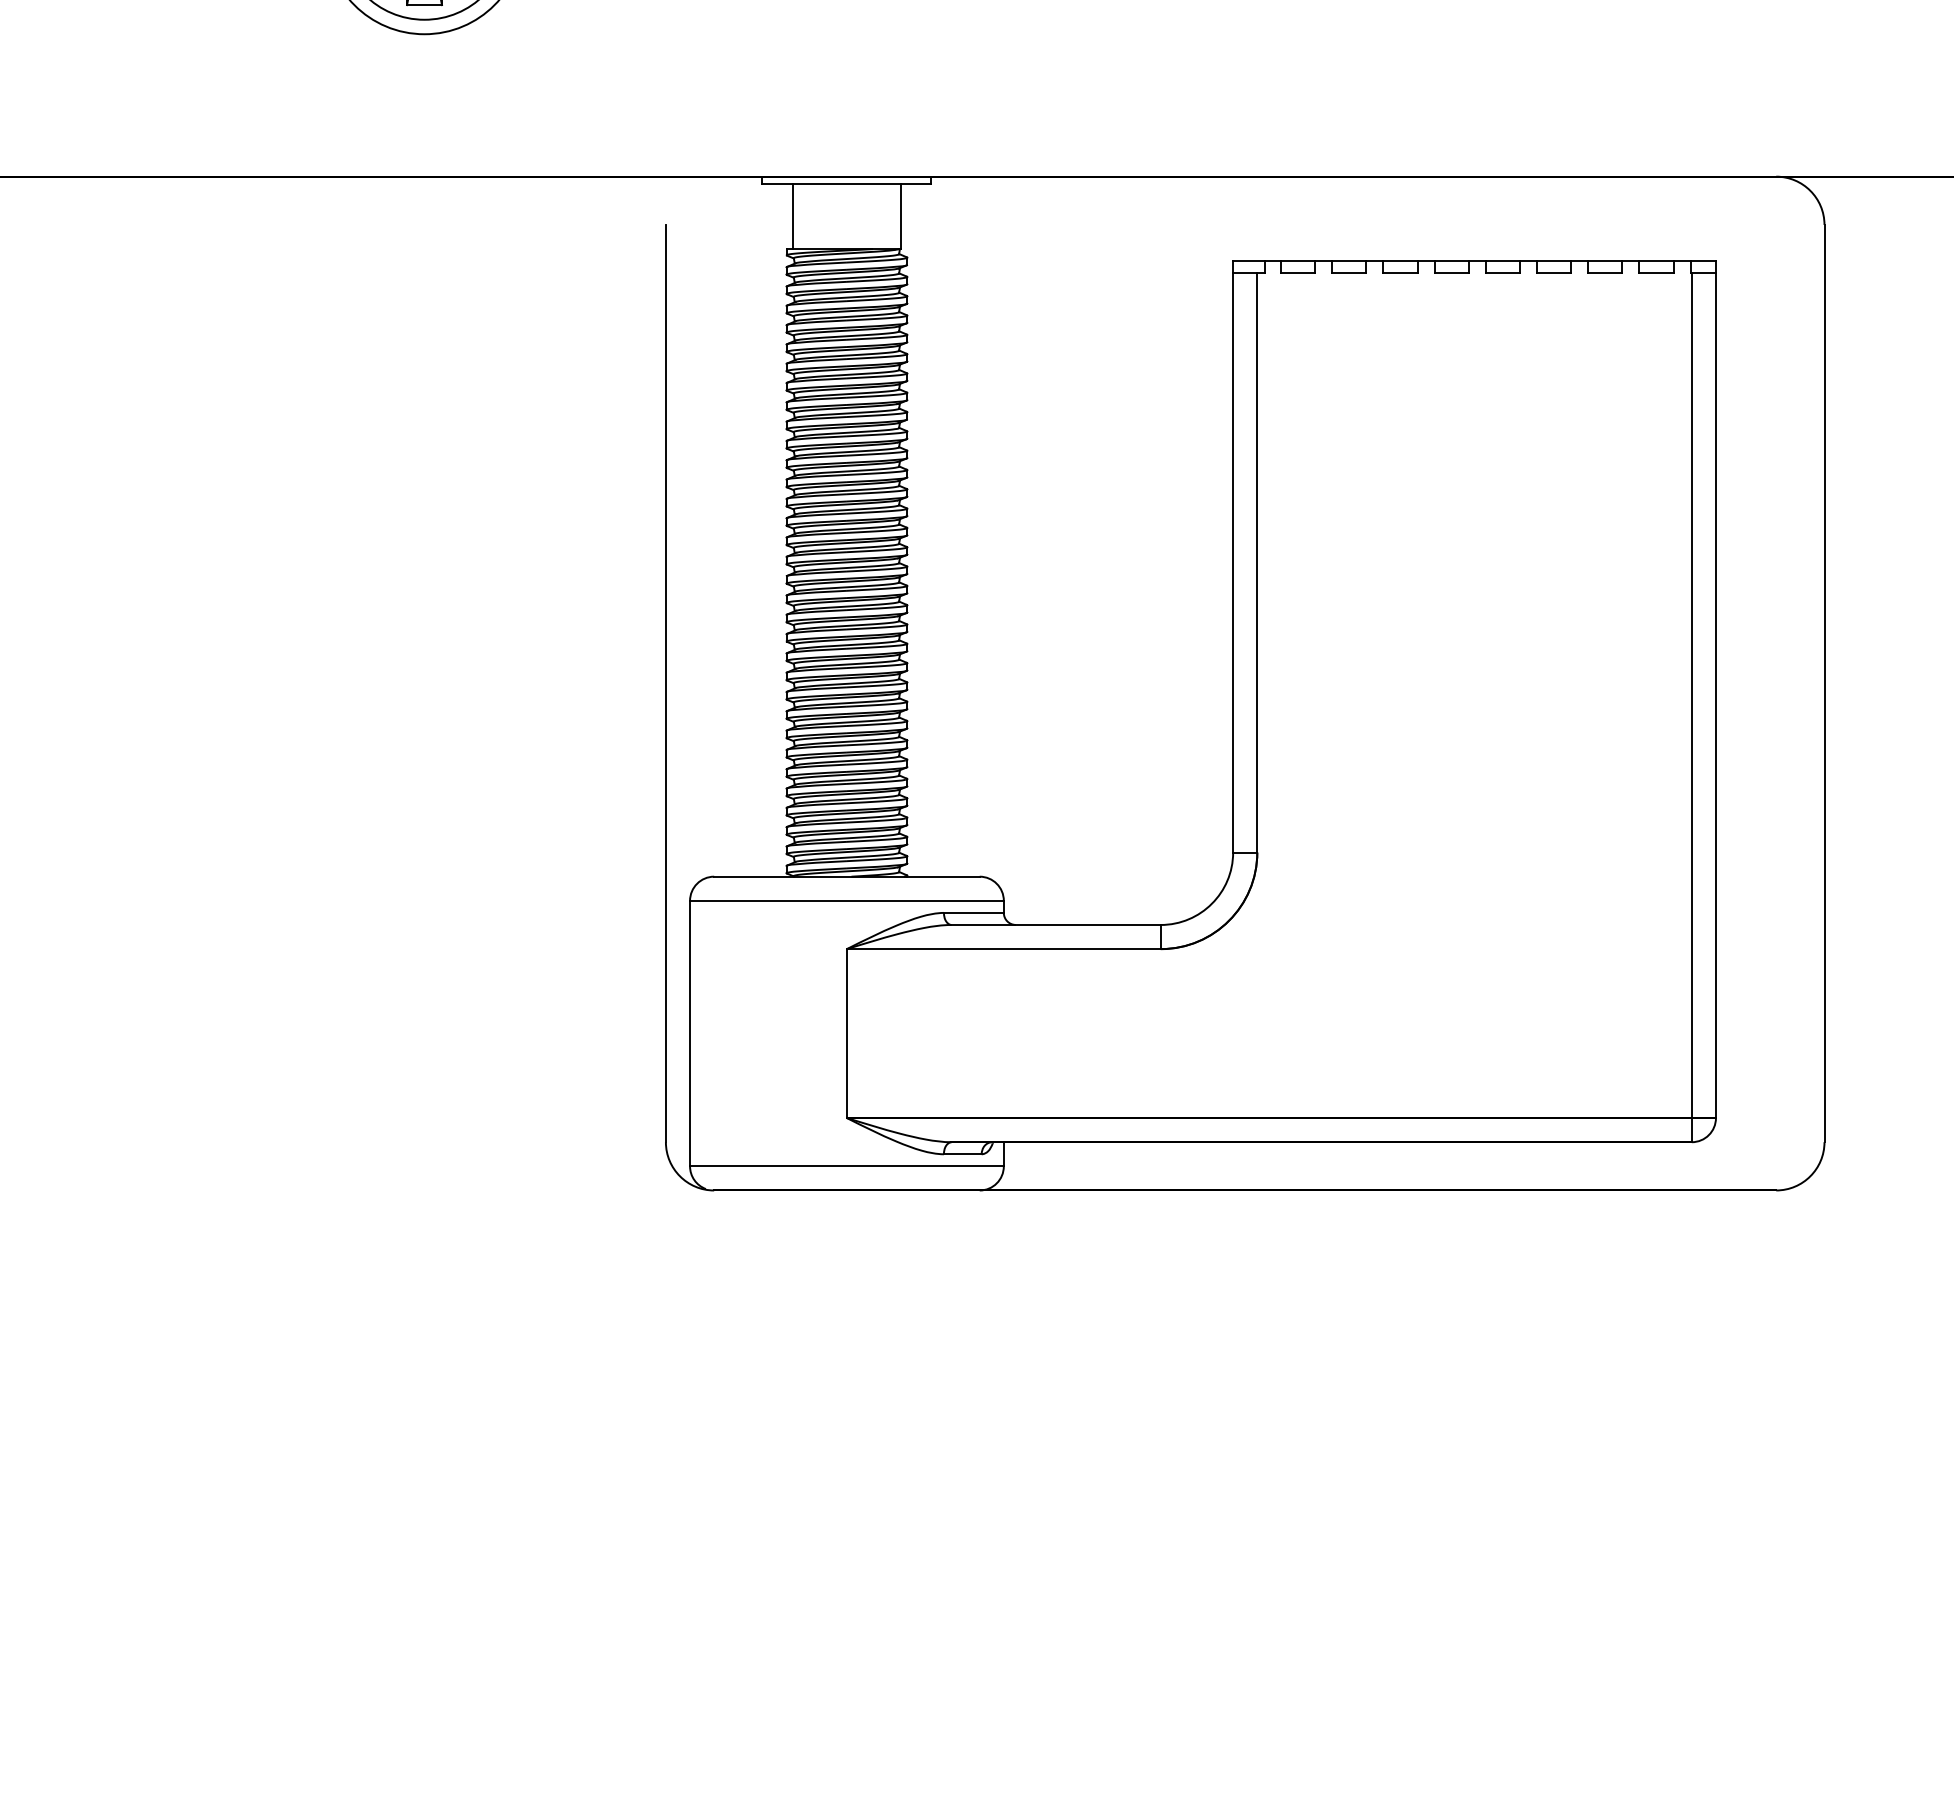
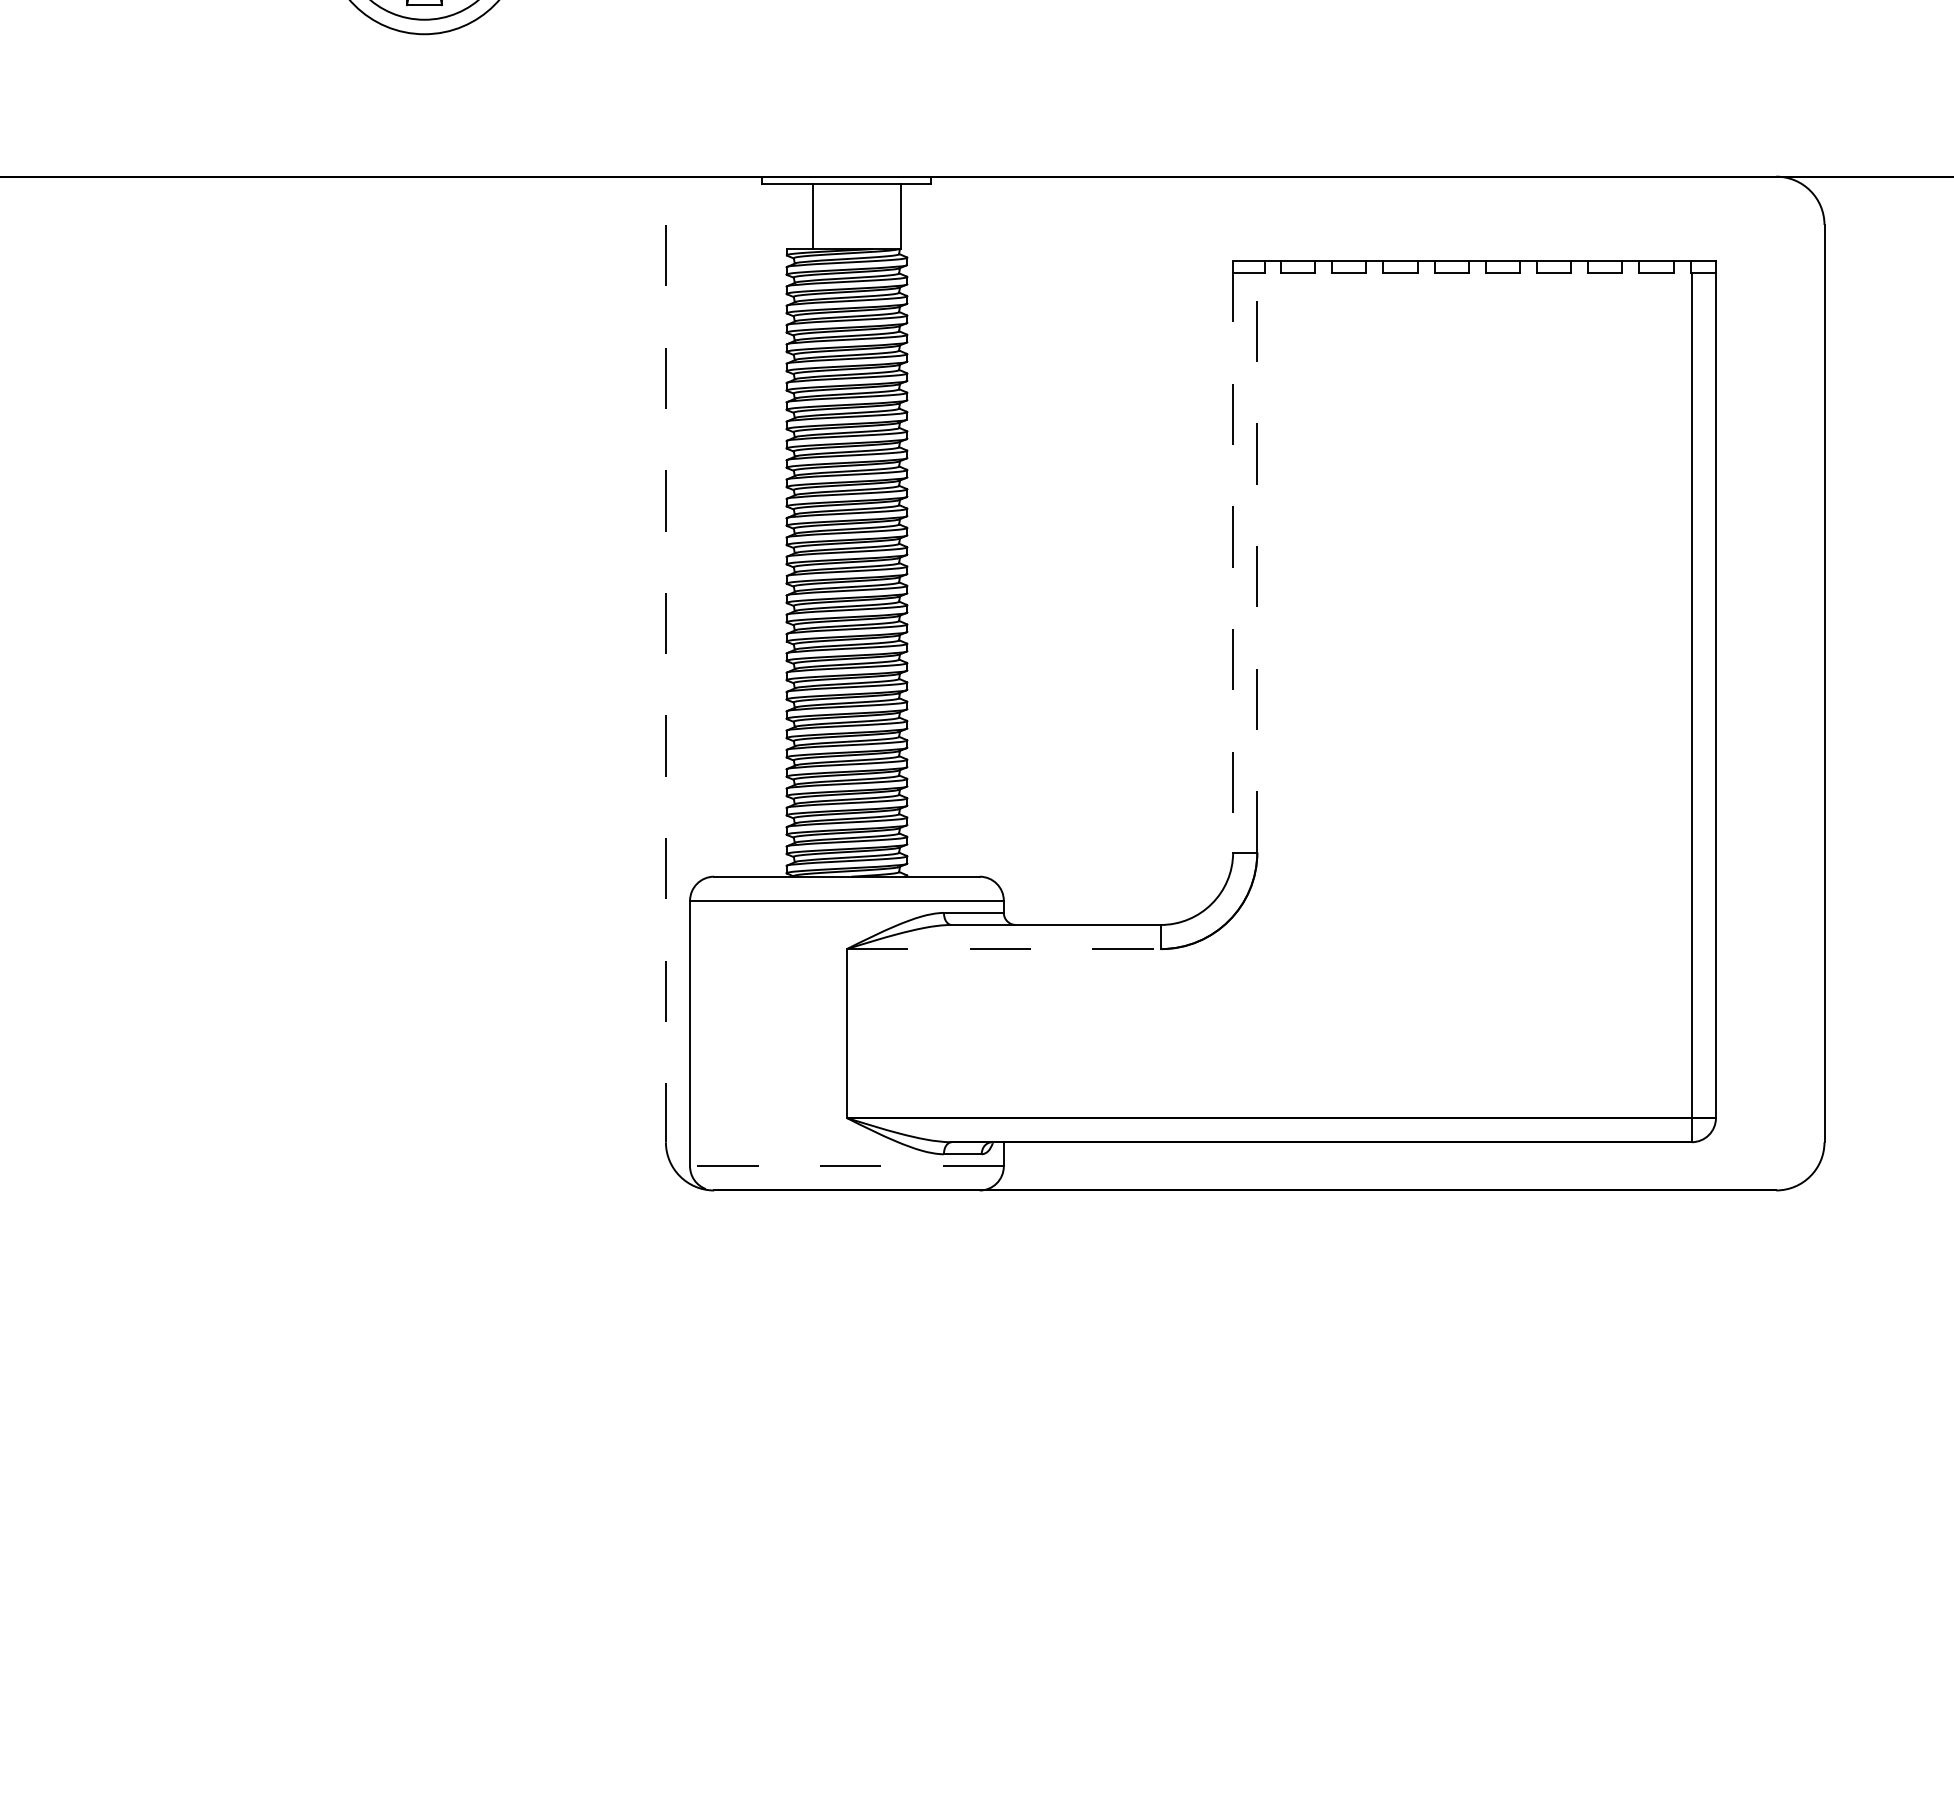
line position: (792, 216) -> (812, 216) (812, 216)
line: solid -> dashed (1233, 556)
line: solid -> dashed (1257, 562)
line: solid -> dashed (665, 683)
line: solid -> dashed (1003, 949)
line: solid -> dashed (846, 1166)
